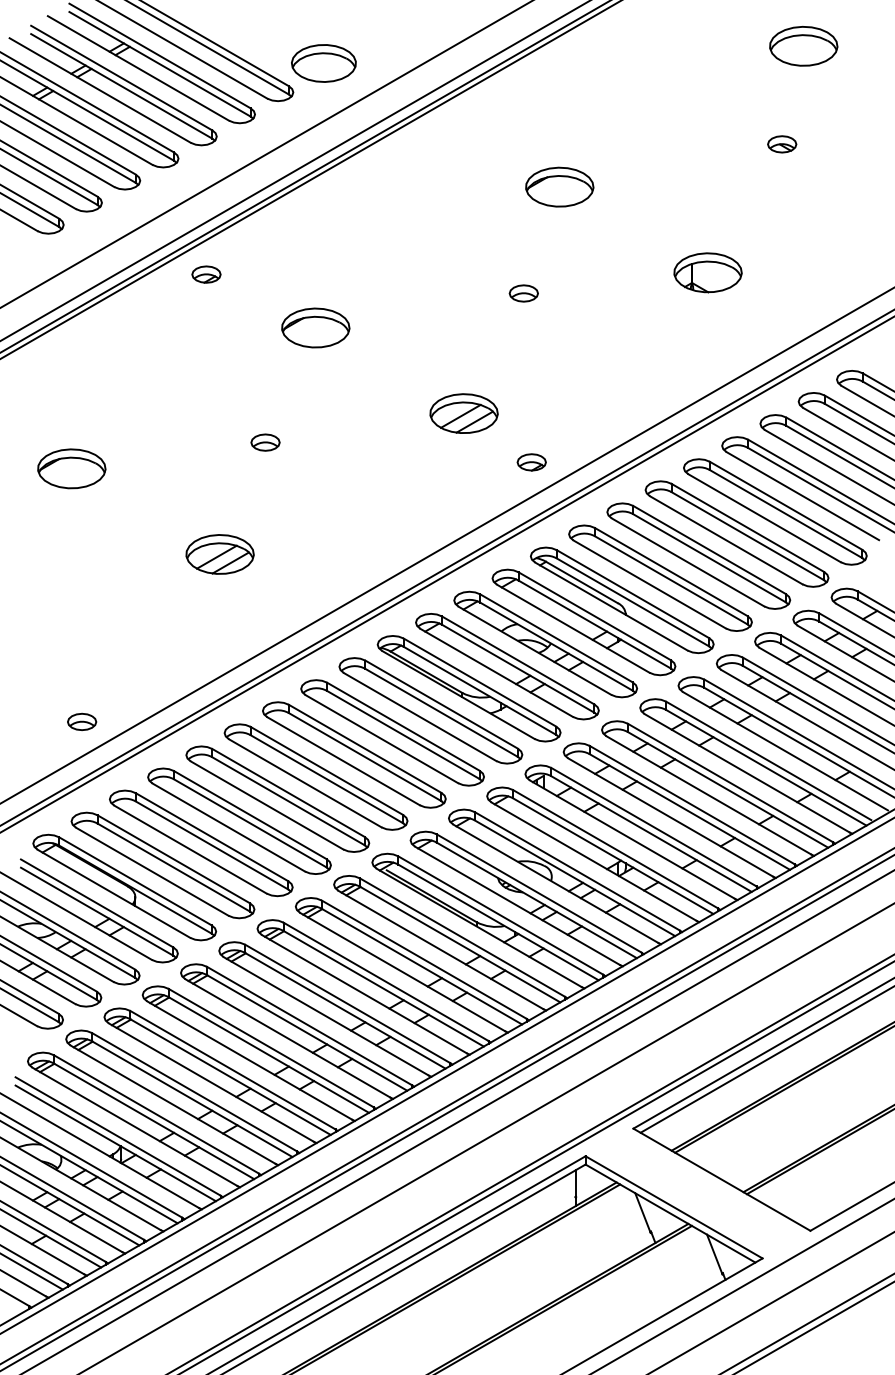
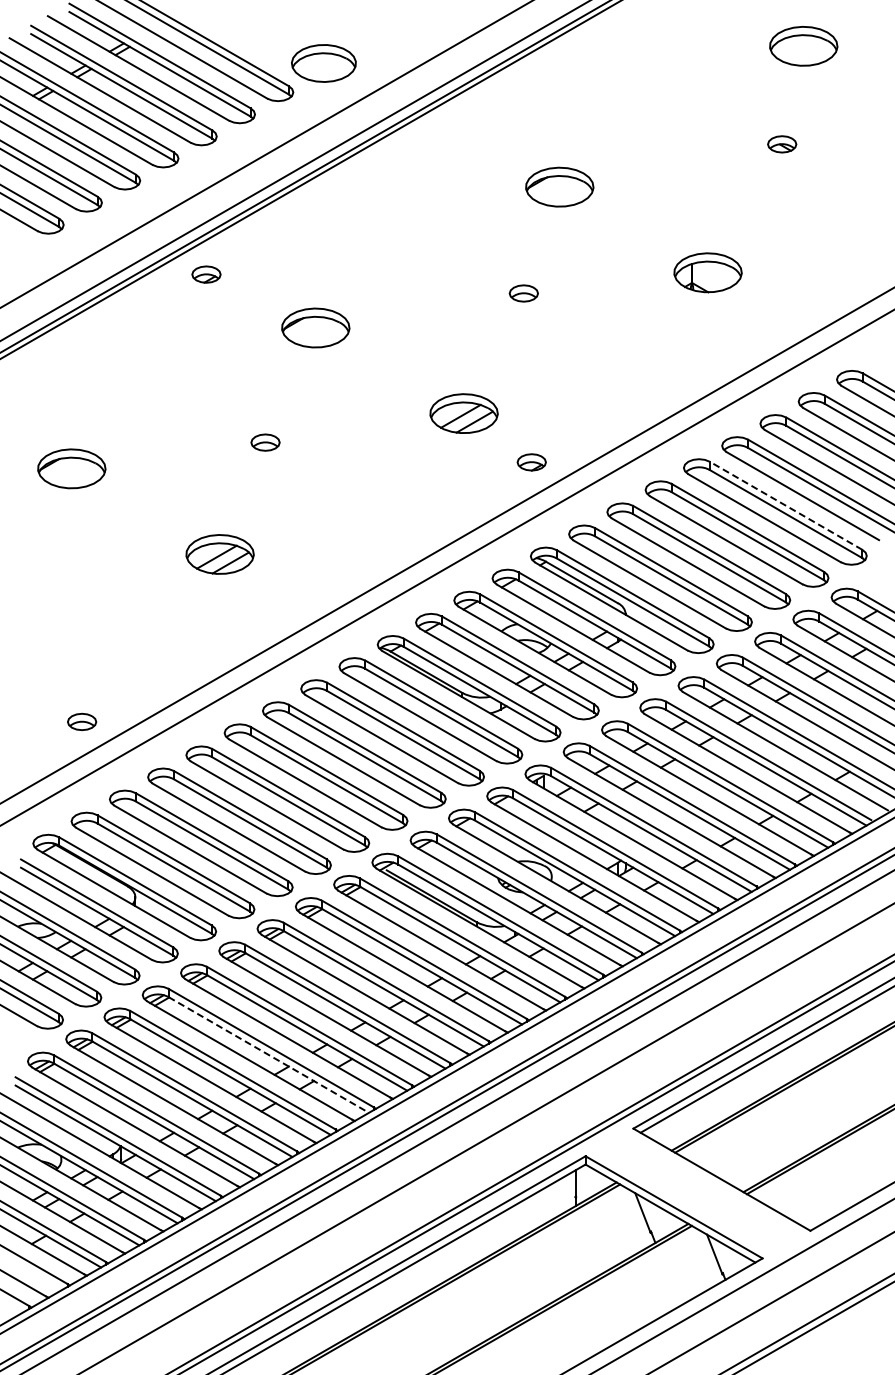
line: solid -> dashed (785, 505)
line: present -> none (446, 574)
line: solid -> dashed (268, 1055)
line: present -> none (32, 1271)
